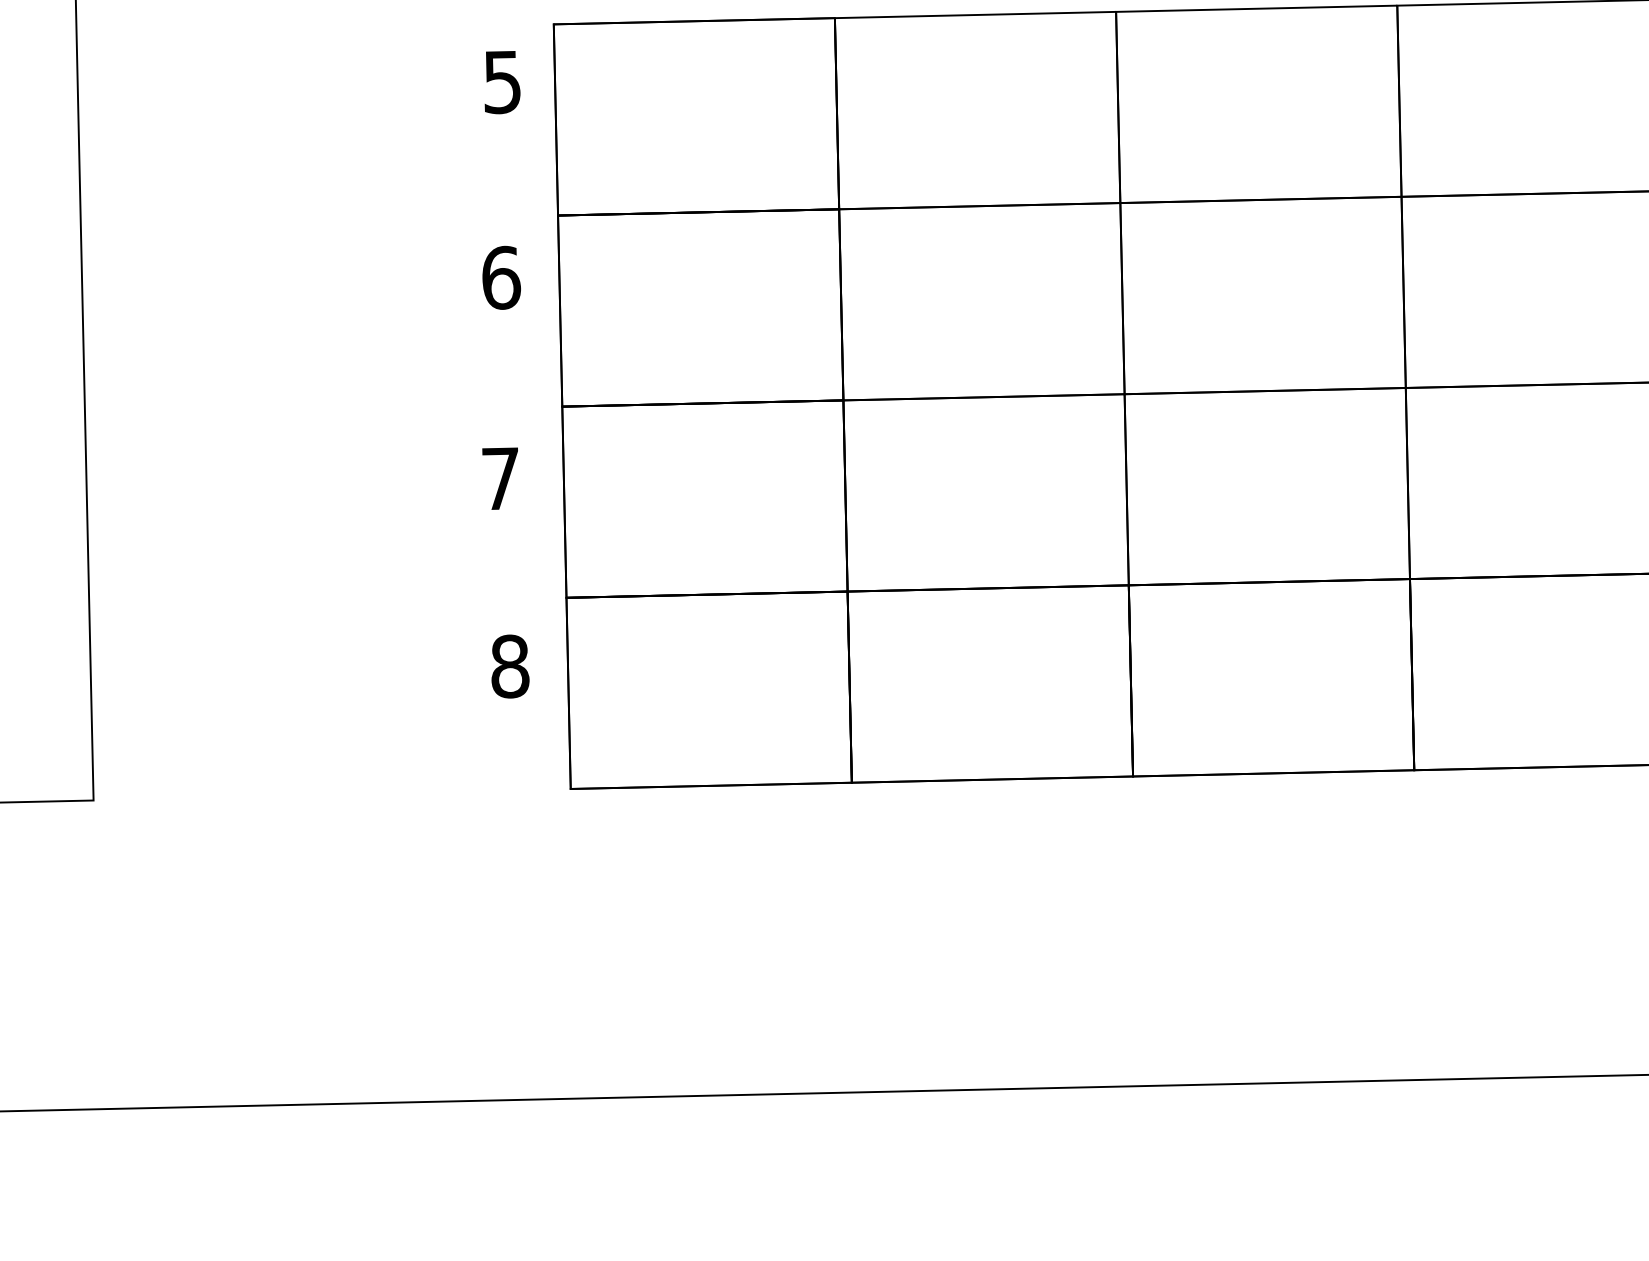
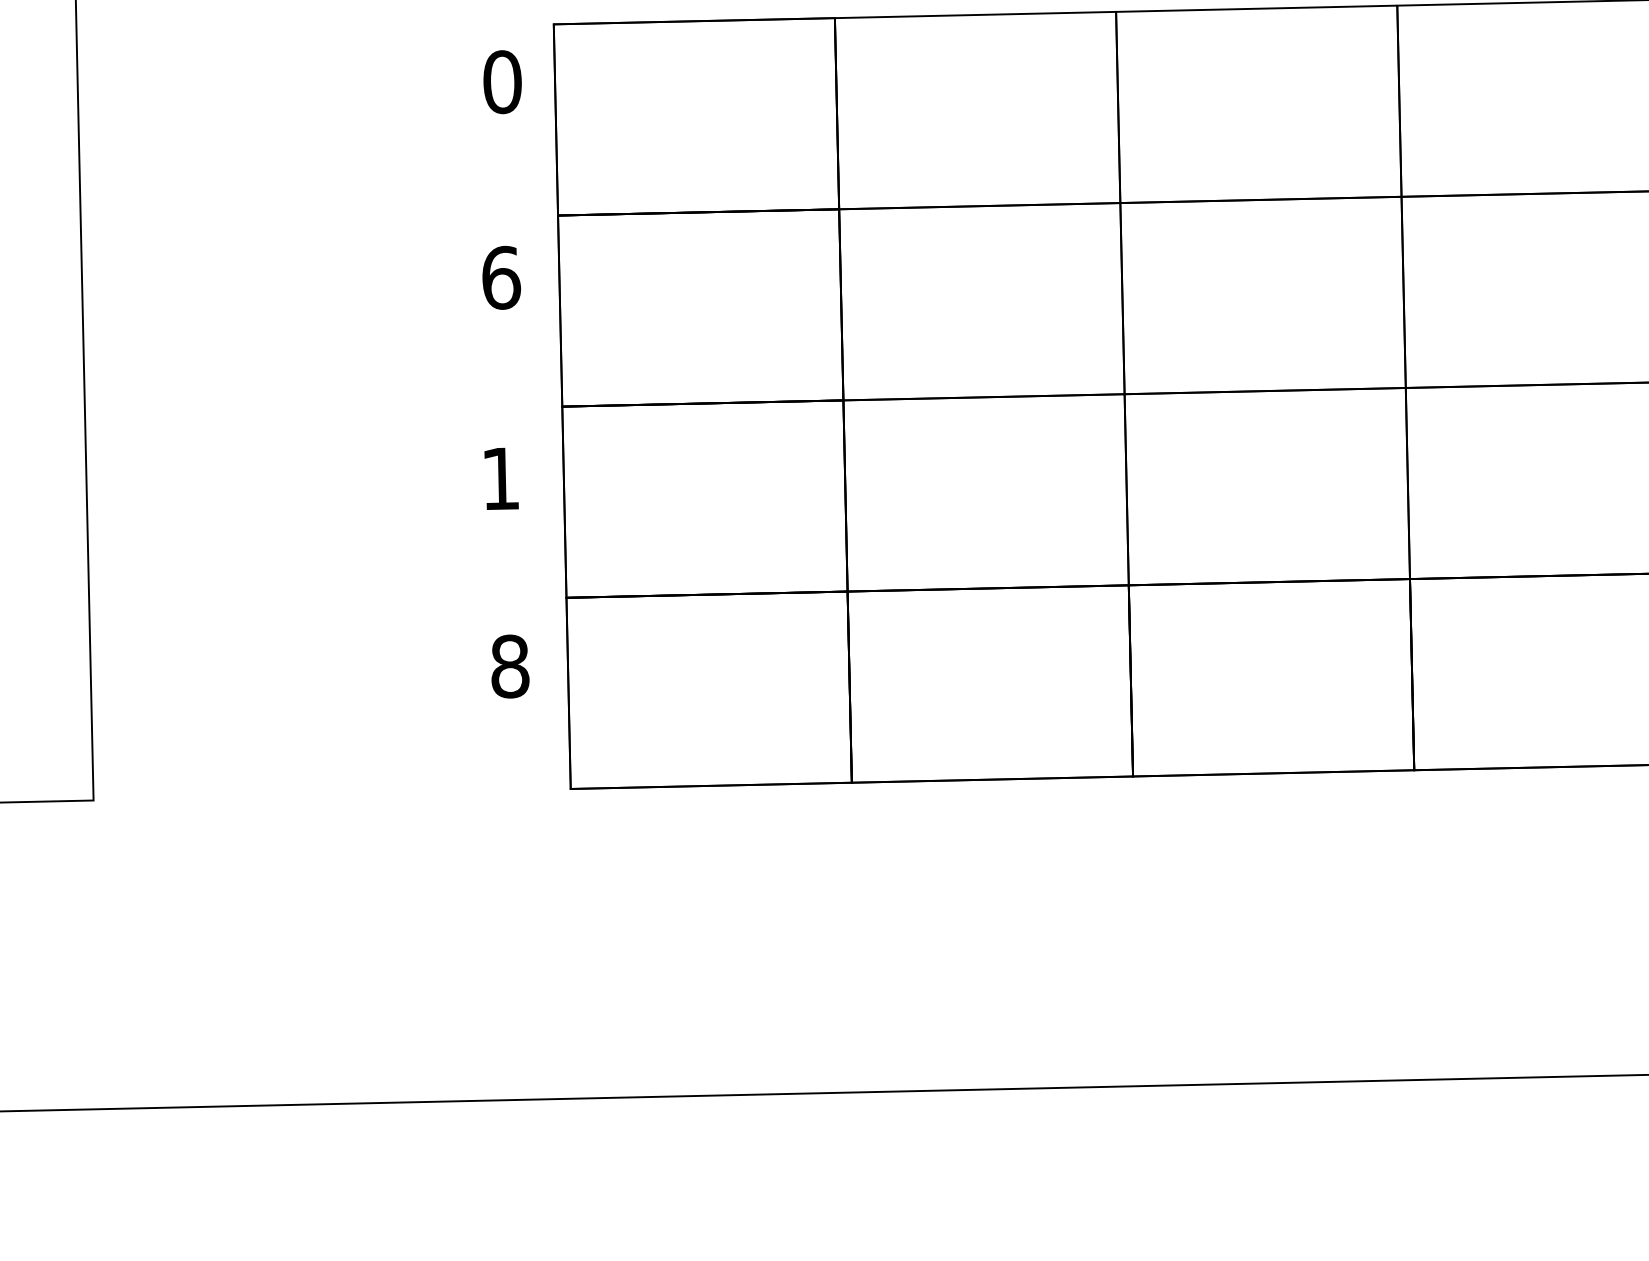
text: 5 -> 0 (502, 82)
text: 7 -> 1 (500, 478)
